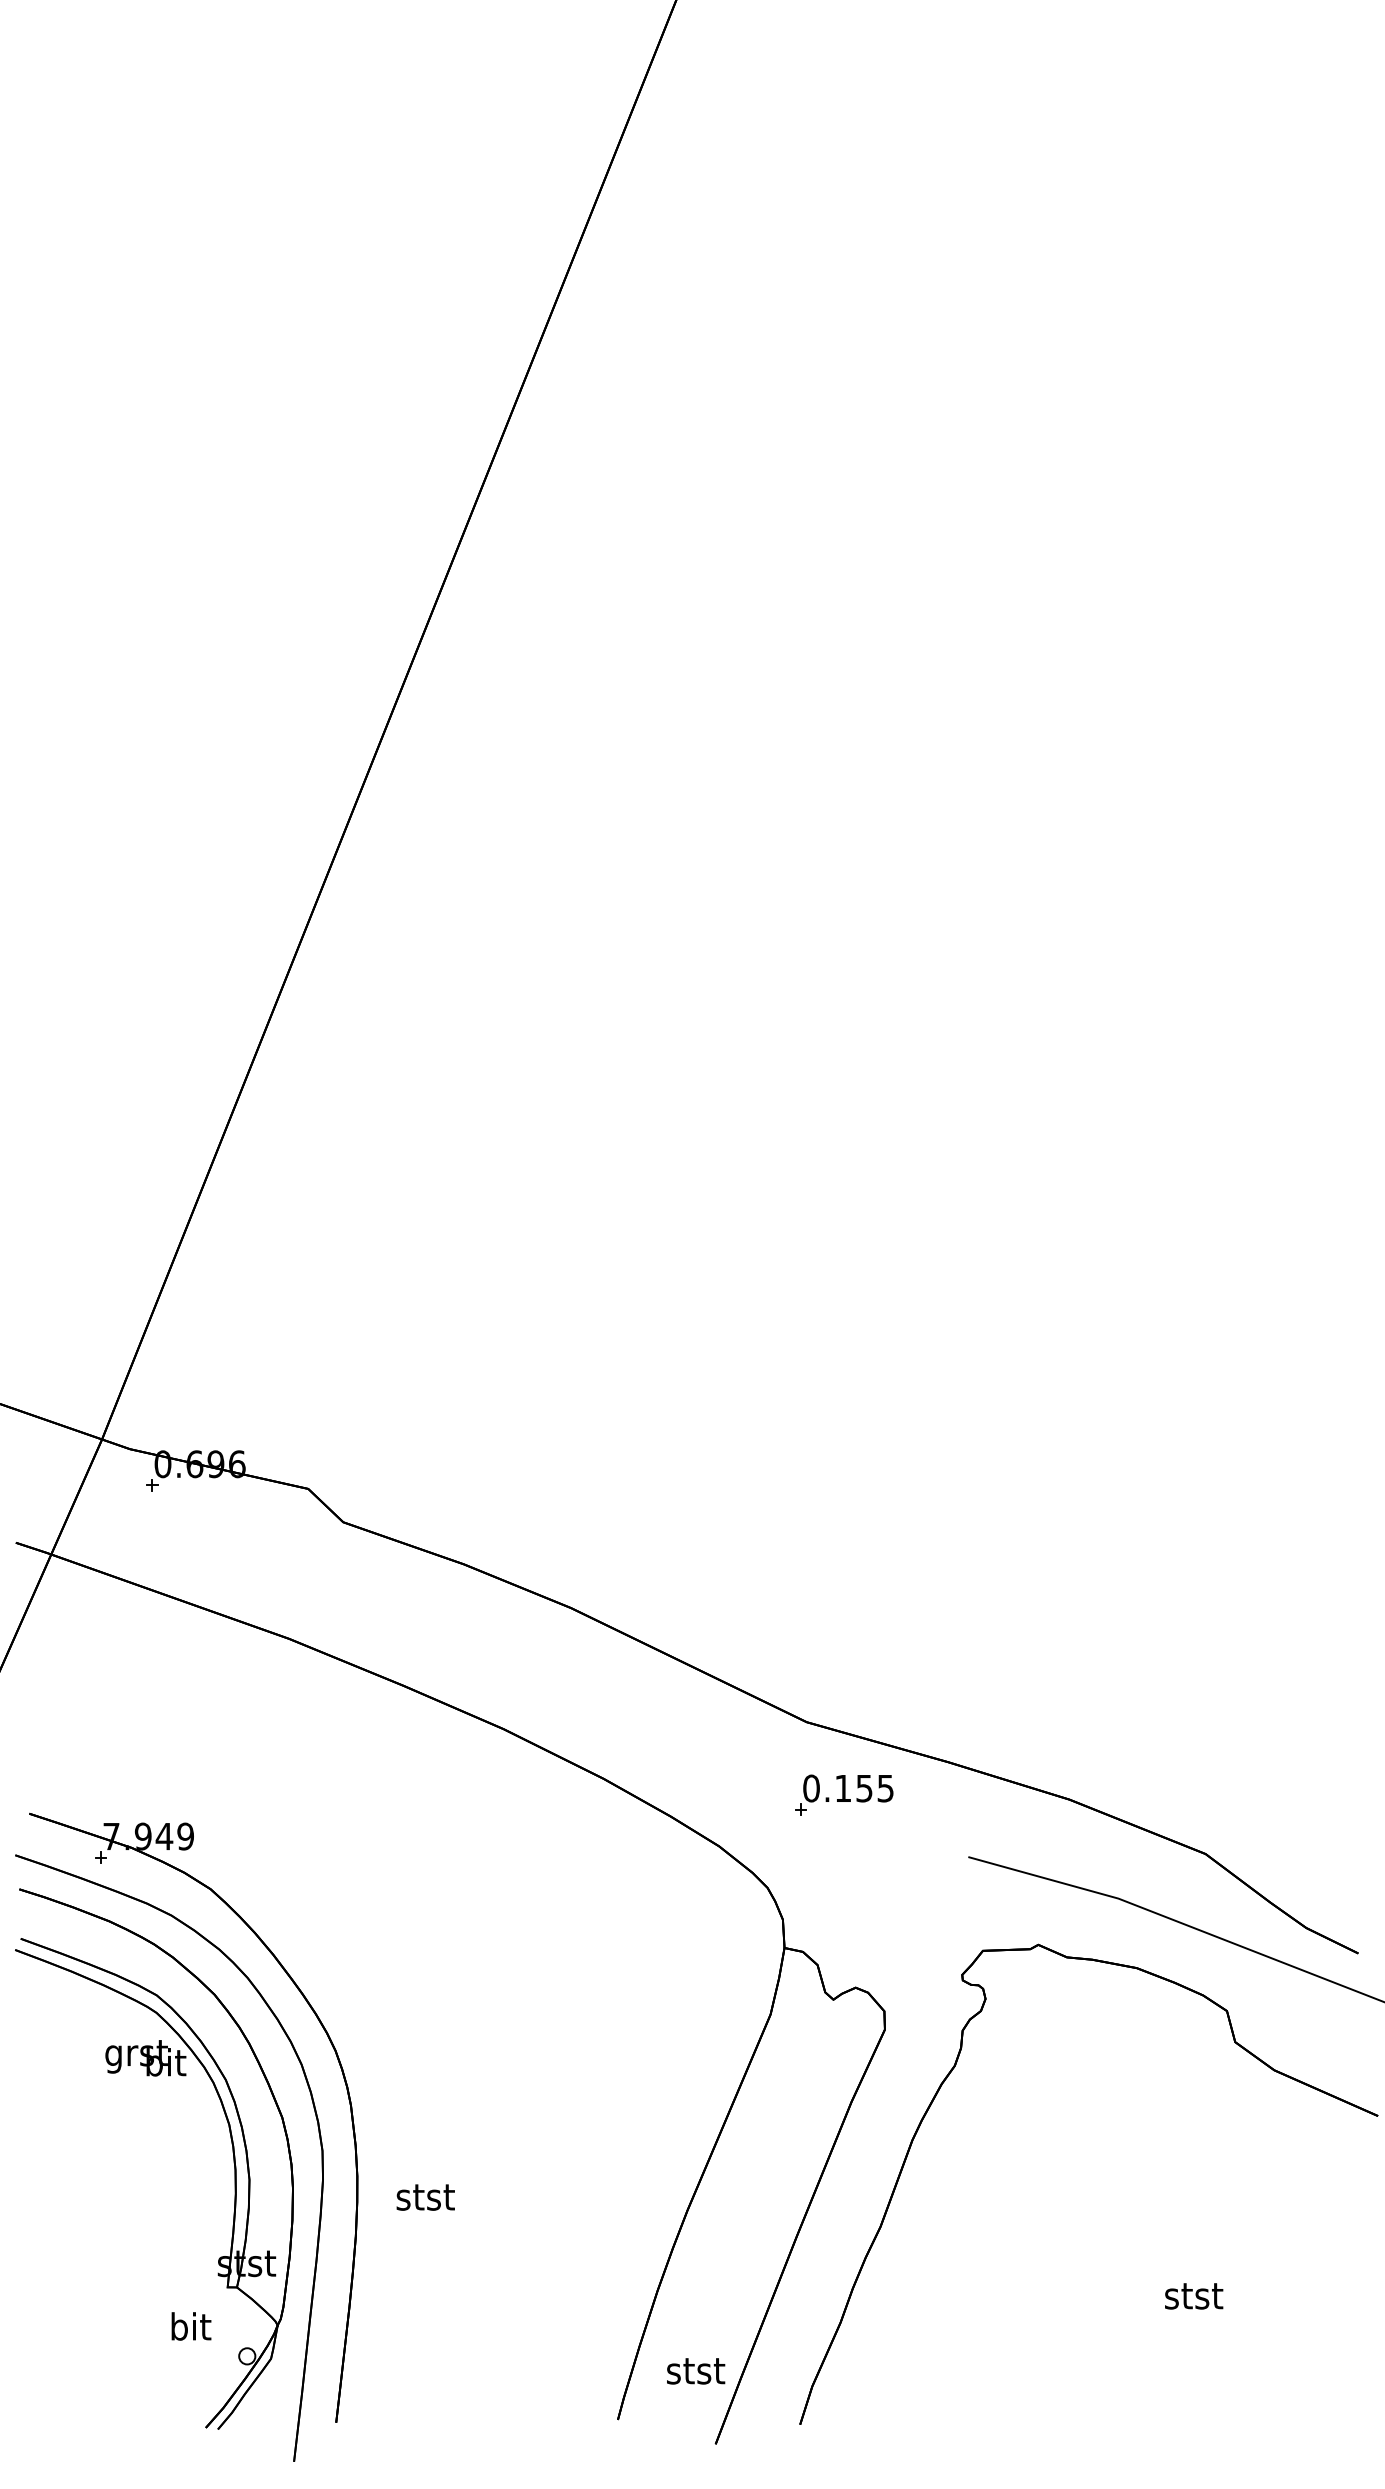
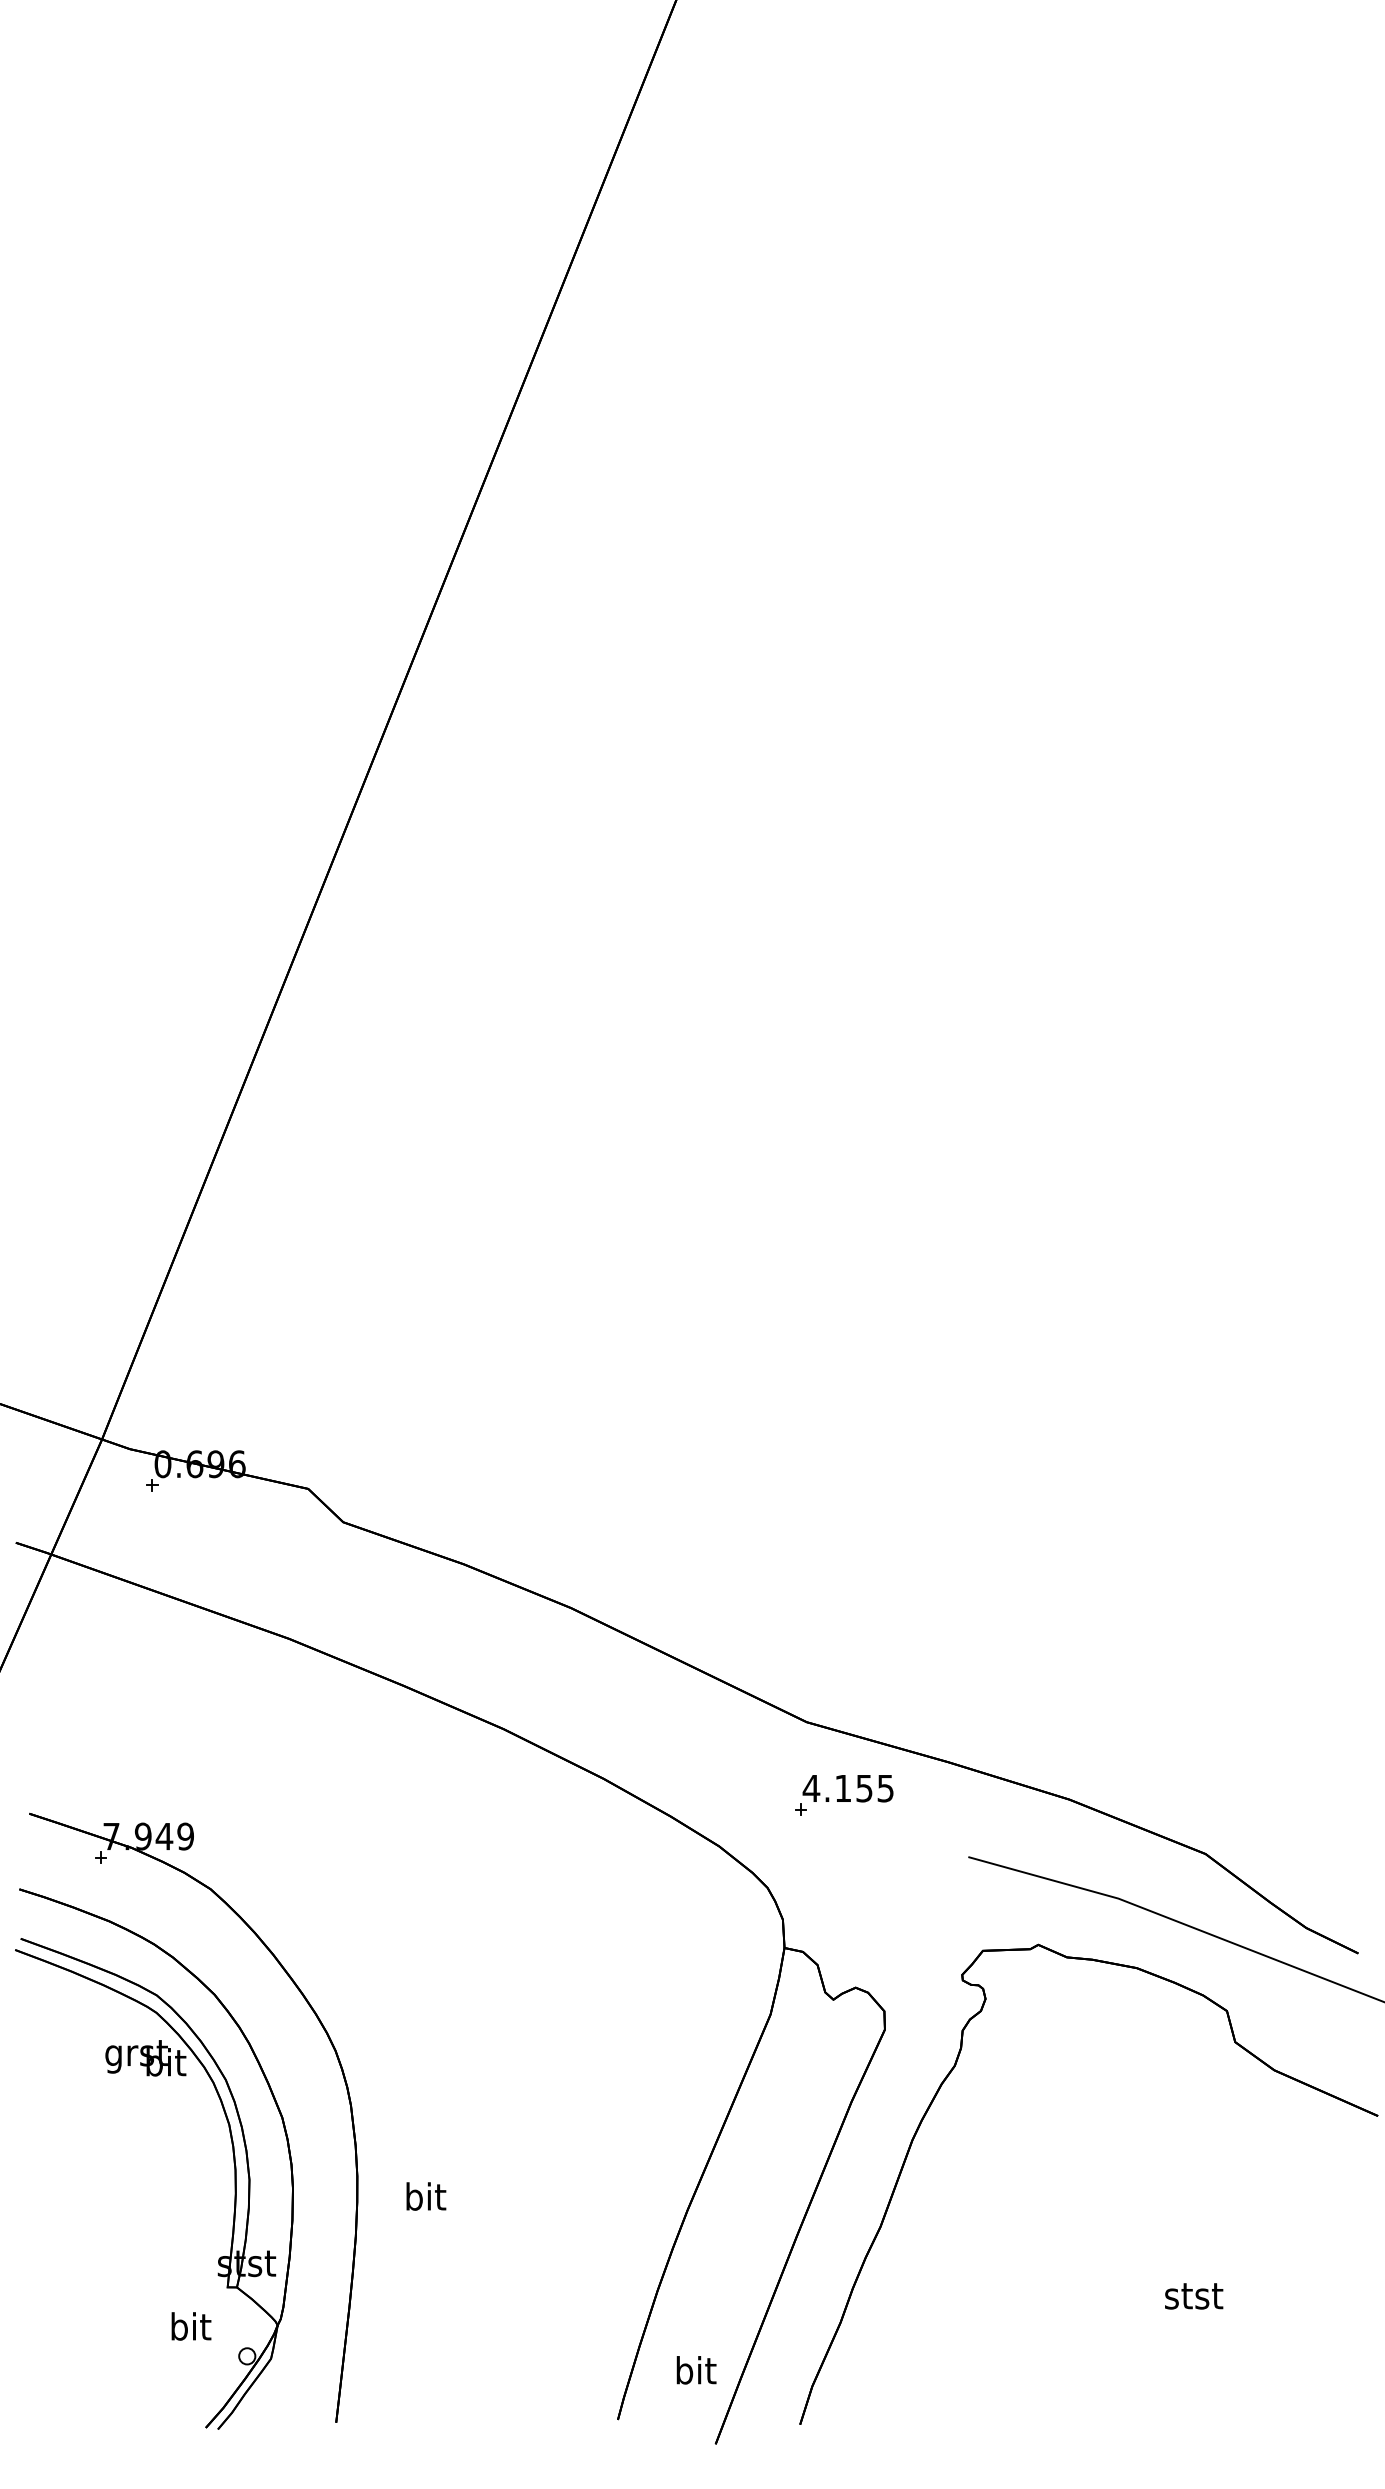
text: 0.155 -> 4.155 (811, 1788)
part: present -> none (318, 2133)
text: stst -> bit (425, 2196)
text: stst -> bit (696, 2370)
